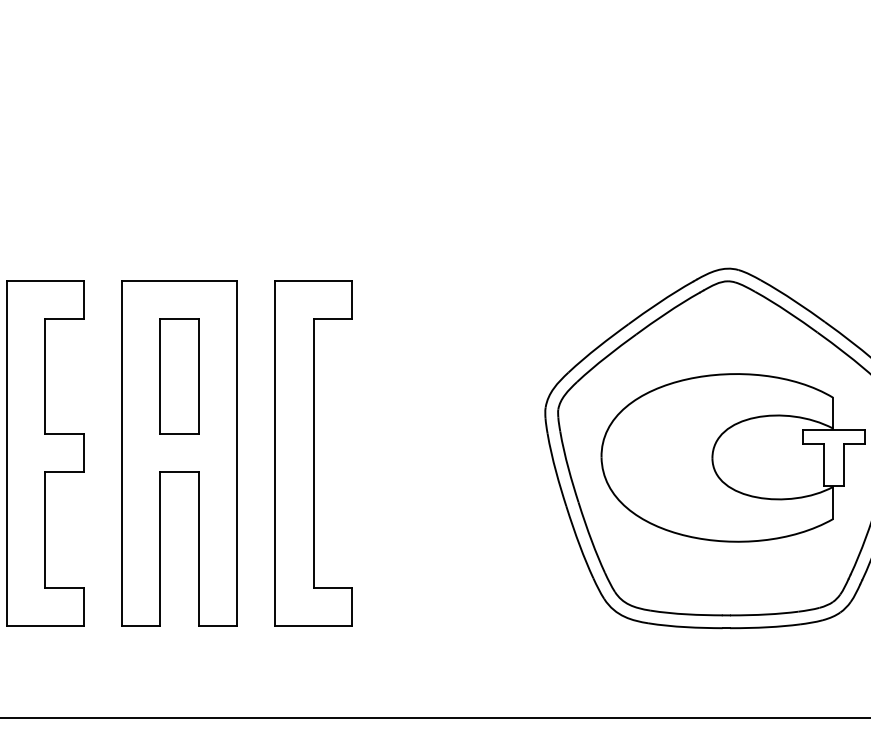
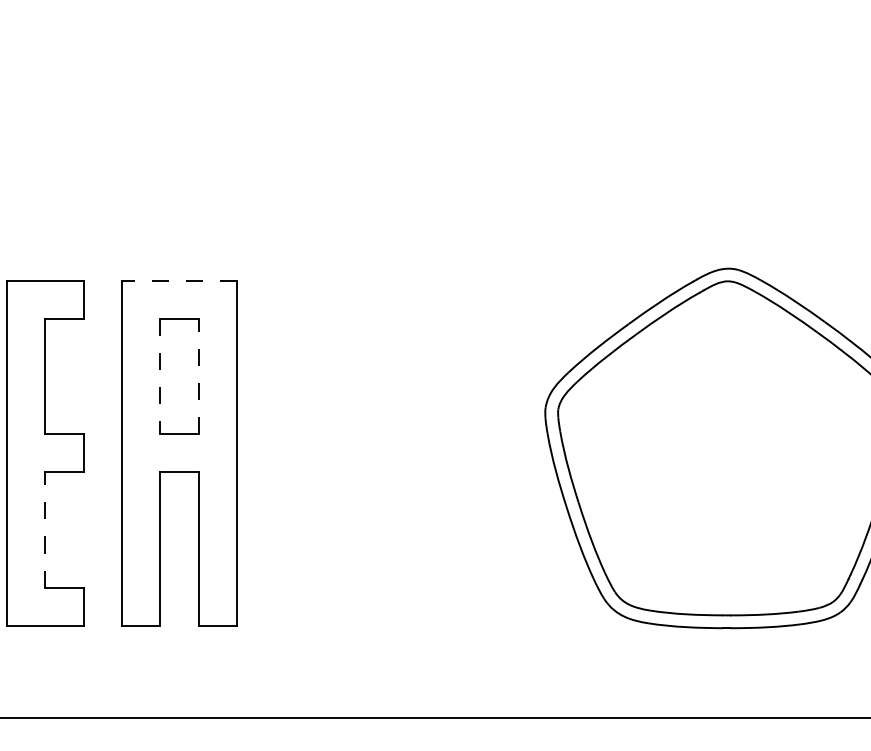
line: solid -> dashed (179, 280)
line: solid -> dashed (160, 376)
line: solid -> dashed (198, 376)
part: present -> none (313, 453)
part: present -> none (732, 457)
line: solid -> dashed (45, 529)
